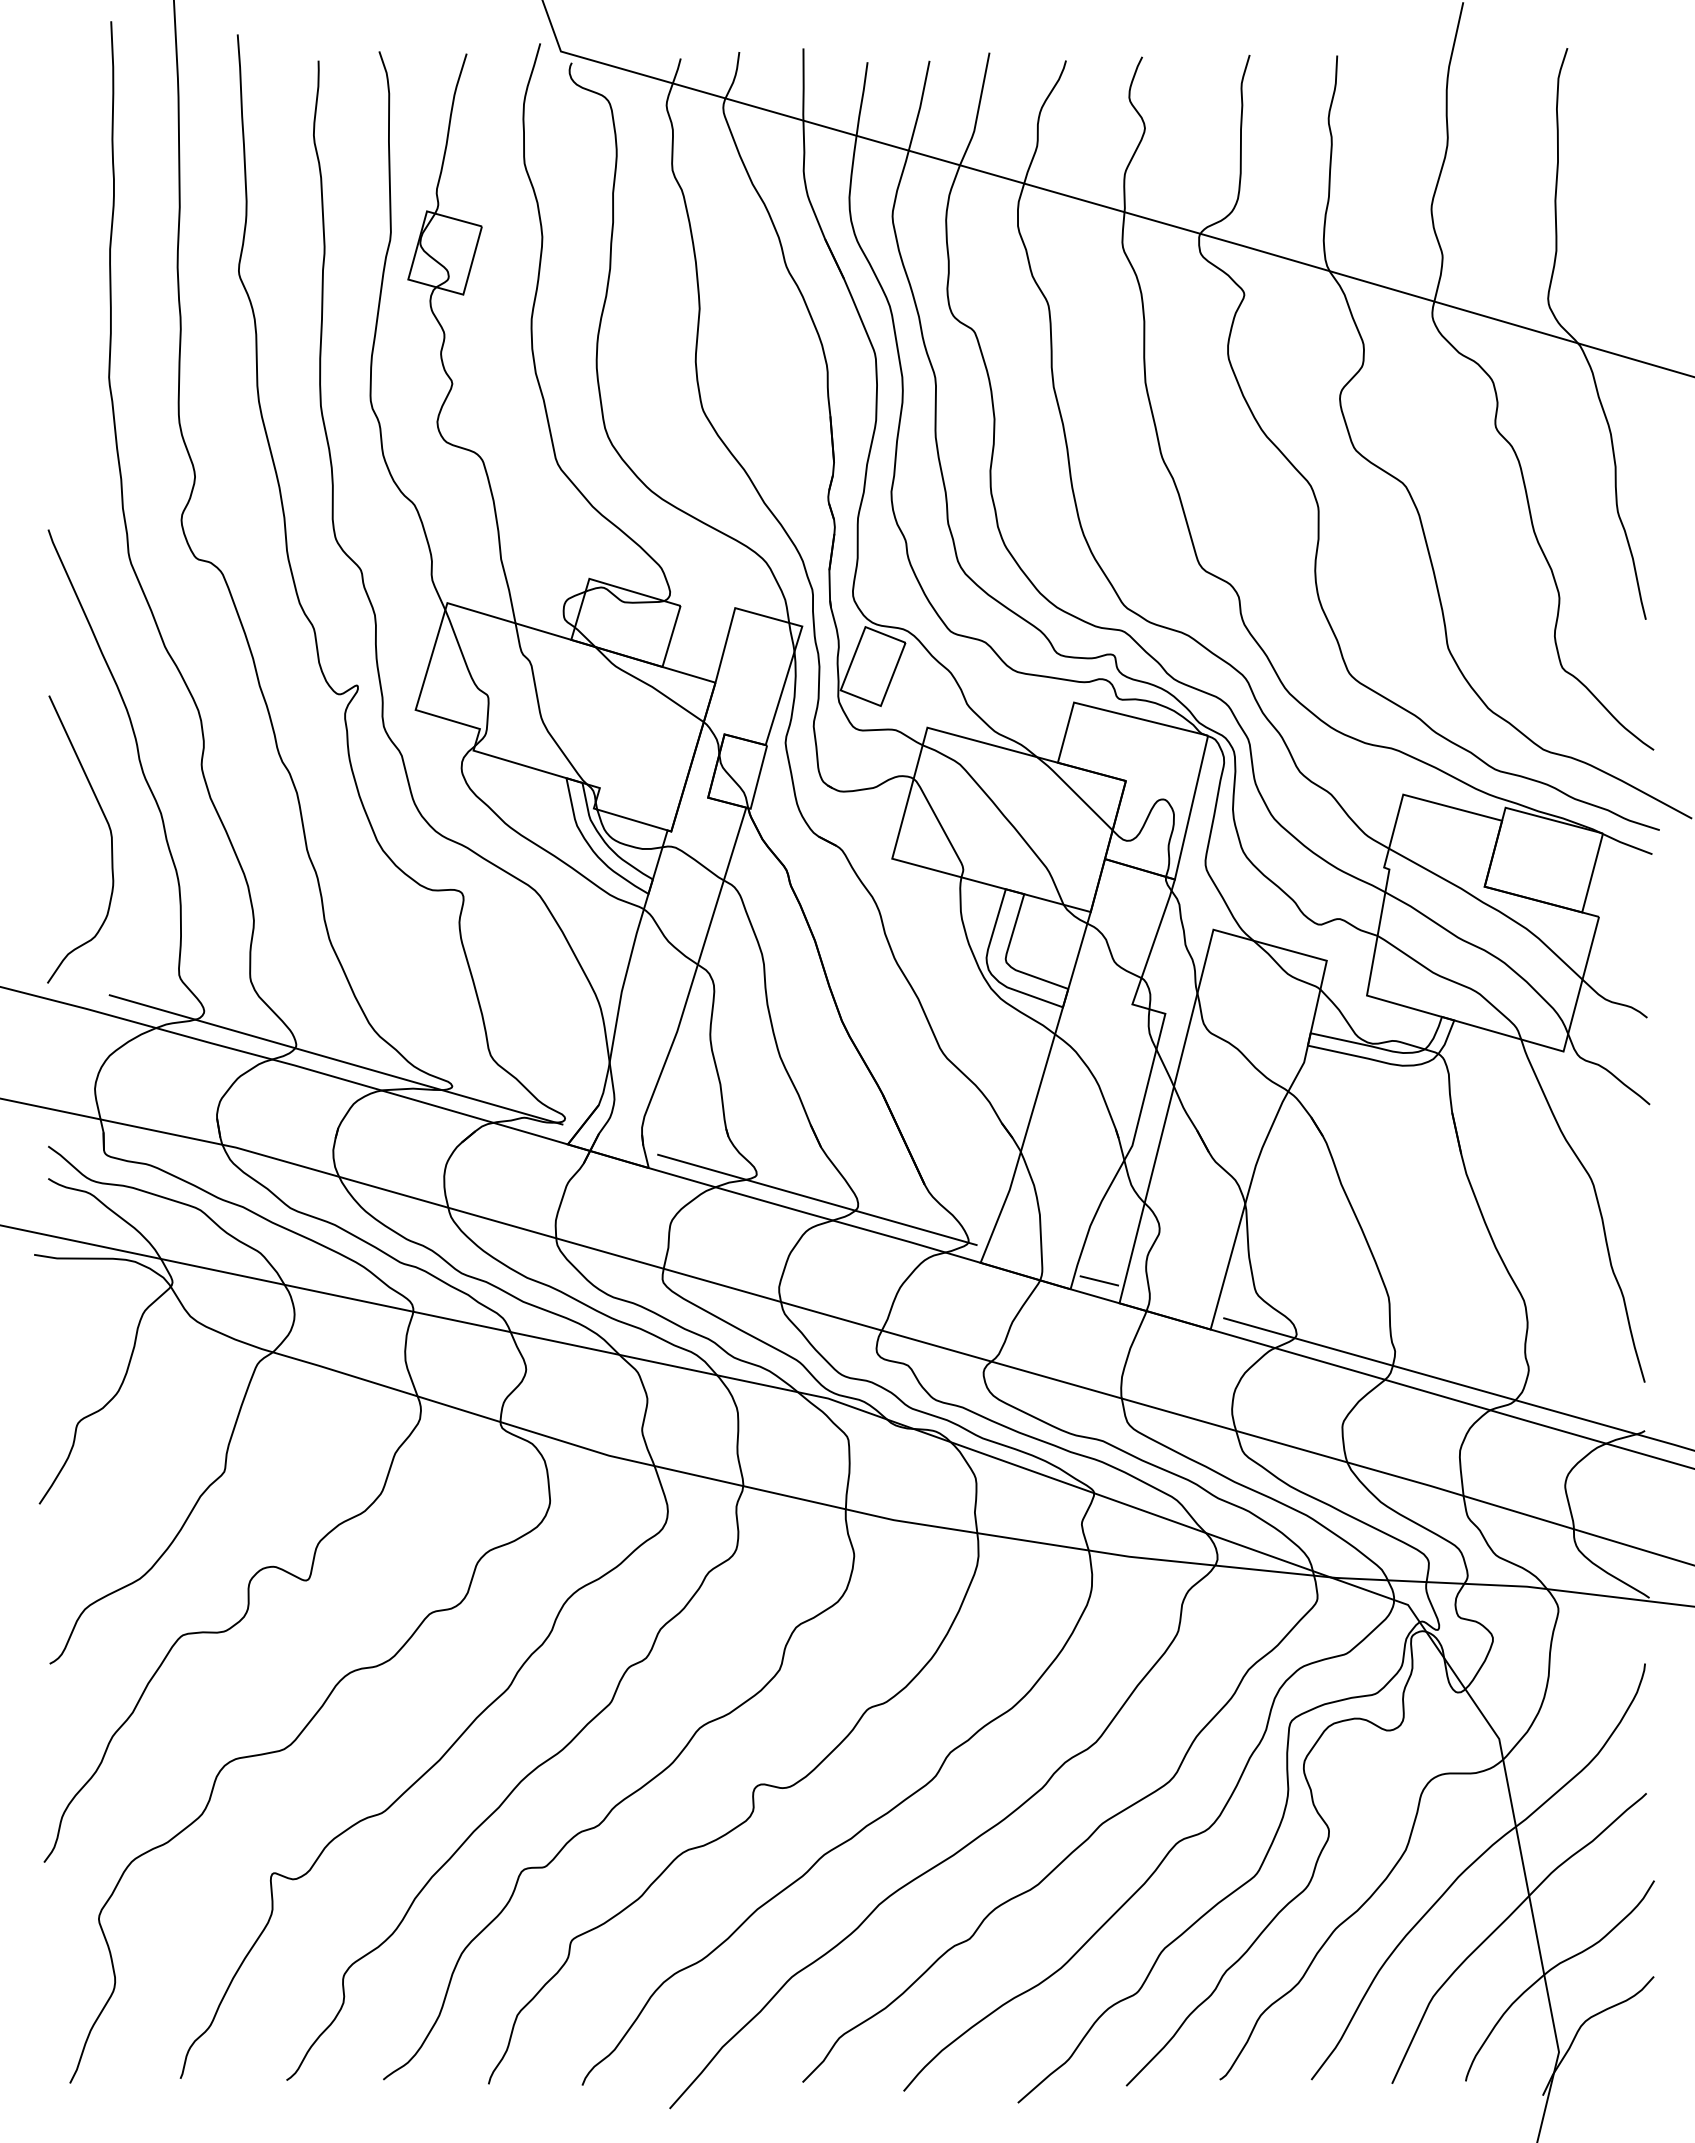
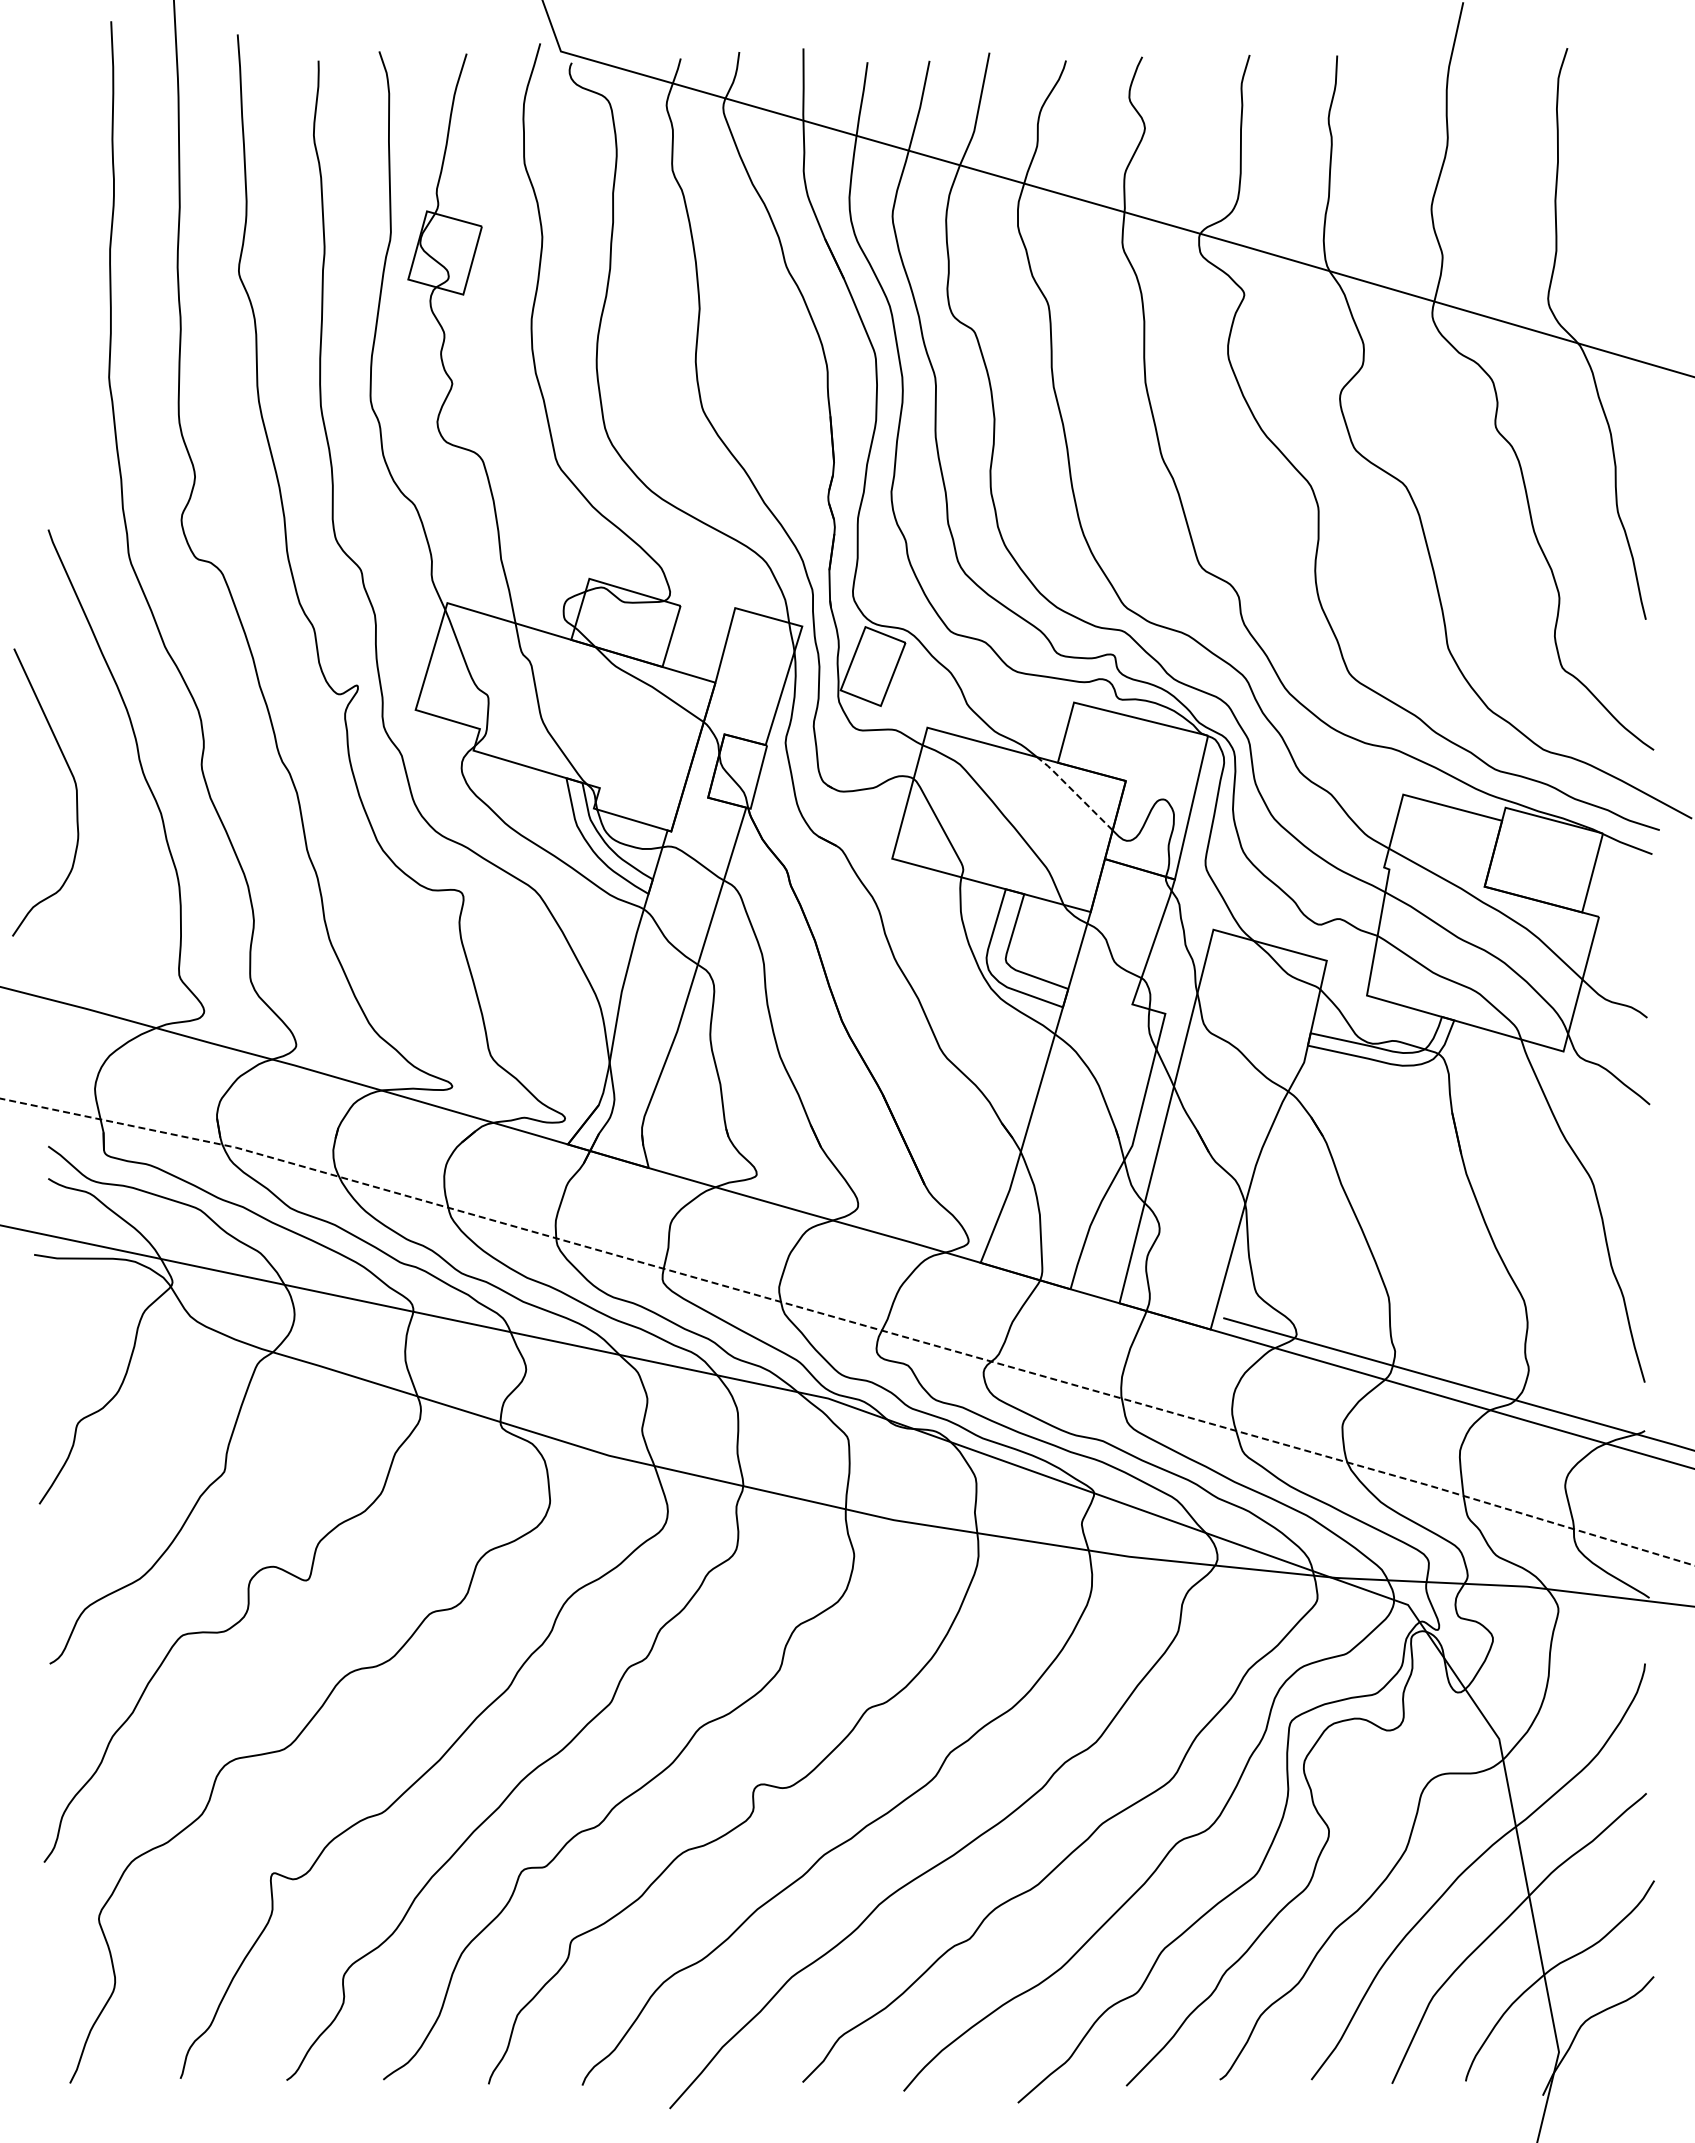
line: solid -> dashed (1074, 791)
curve position: (110, 836) -> (75, 789) (75, 789)
line: present -> none (335, 1059)
line: present -> none (817, 1199)
line: present -> none (1099, 1280)
line: solid -> dashed (849, 1321)
